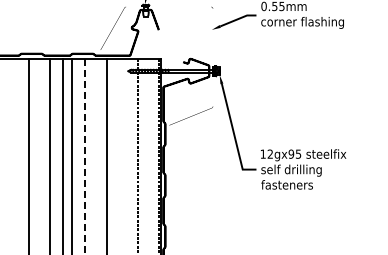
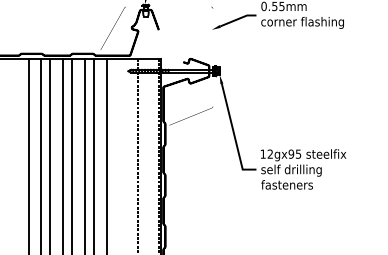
line: none -> present (41, 154)
line: none -> present (94, 154)
line: dashed -> solid (85, 157)
